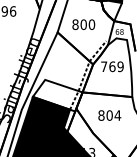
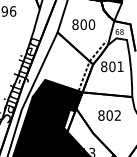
text: 769 -> 801 (112, 66)
fill: none -> present (57, 95)
text: 804 -> 802 (117, 115)
